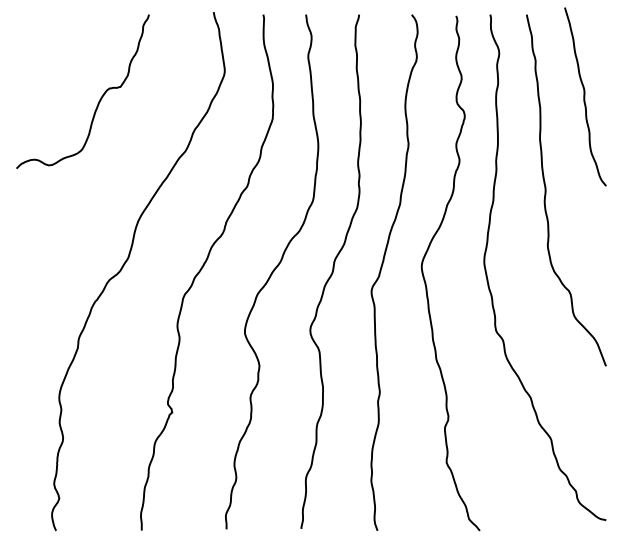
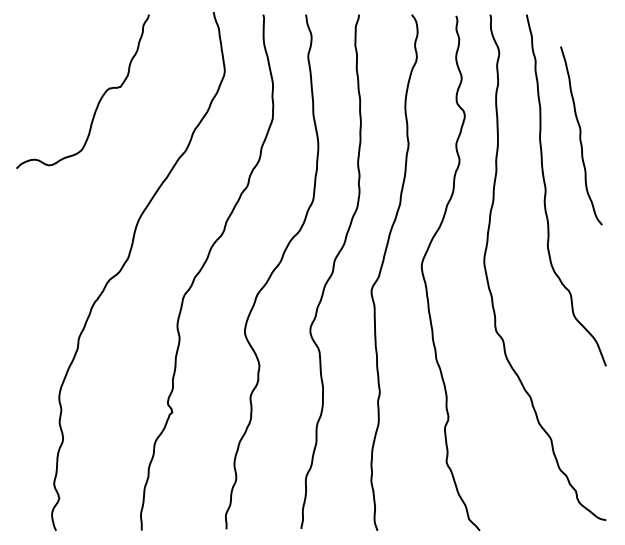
curve position: (585, 96) -> (581, 135) (581, 135)
